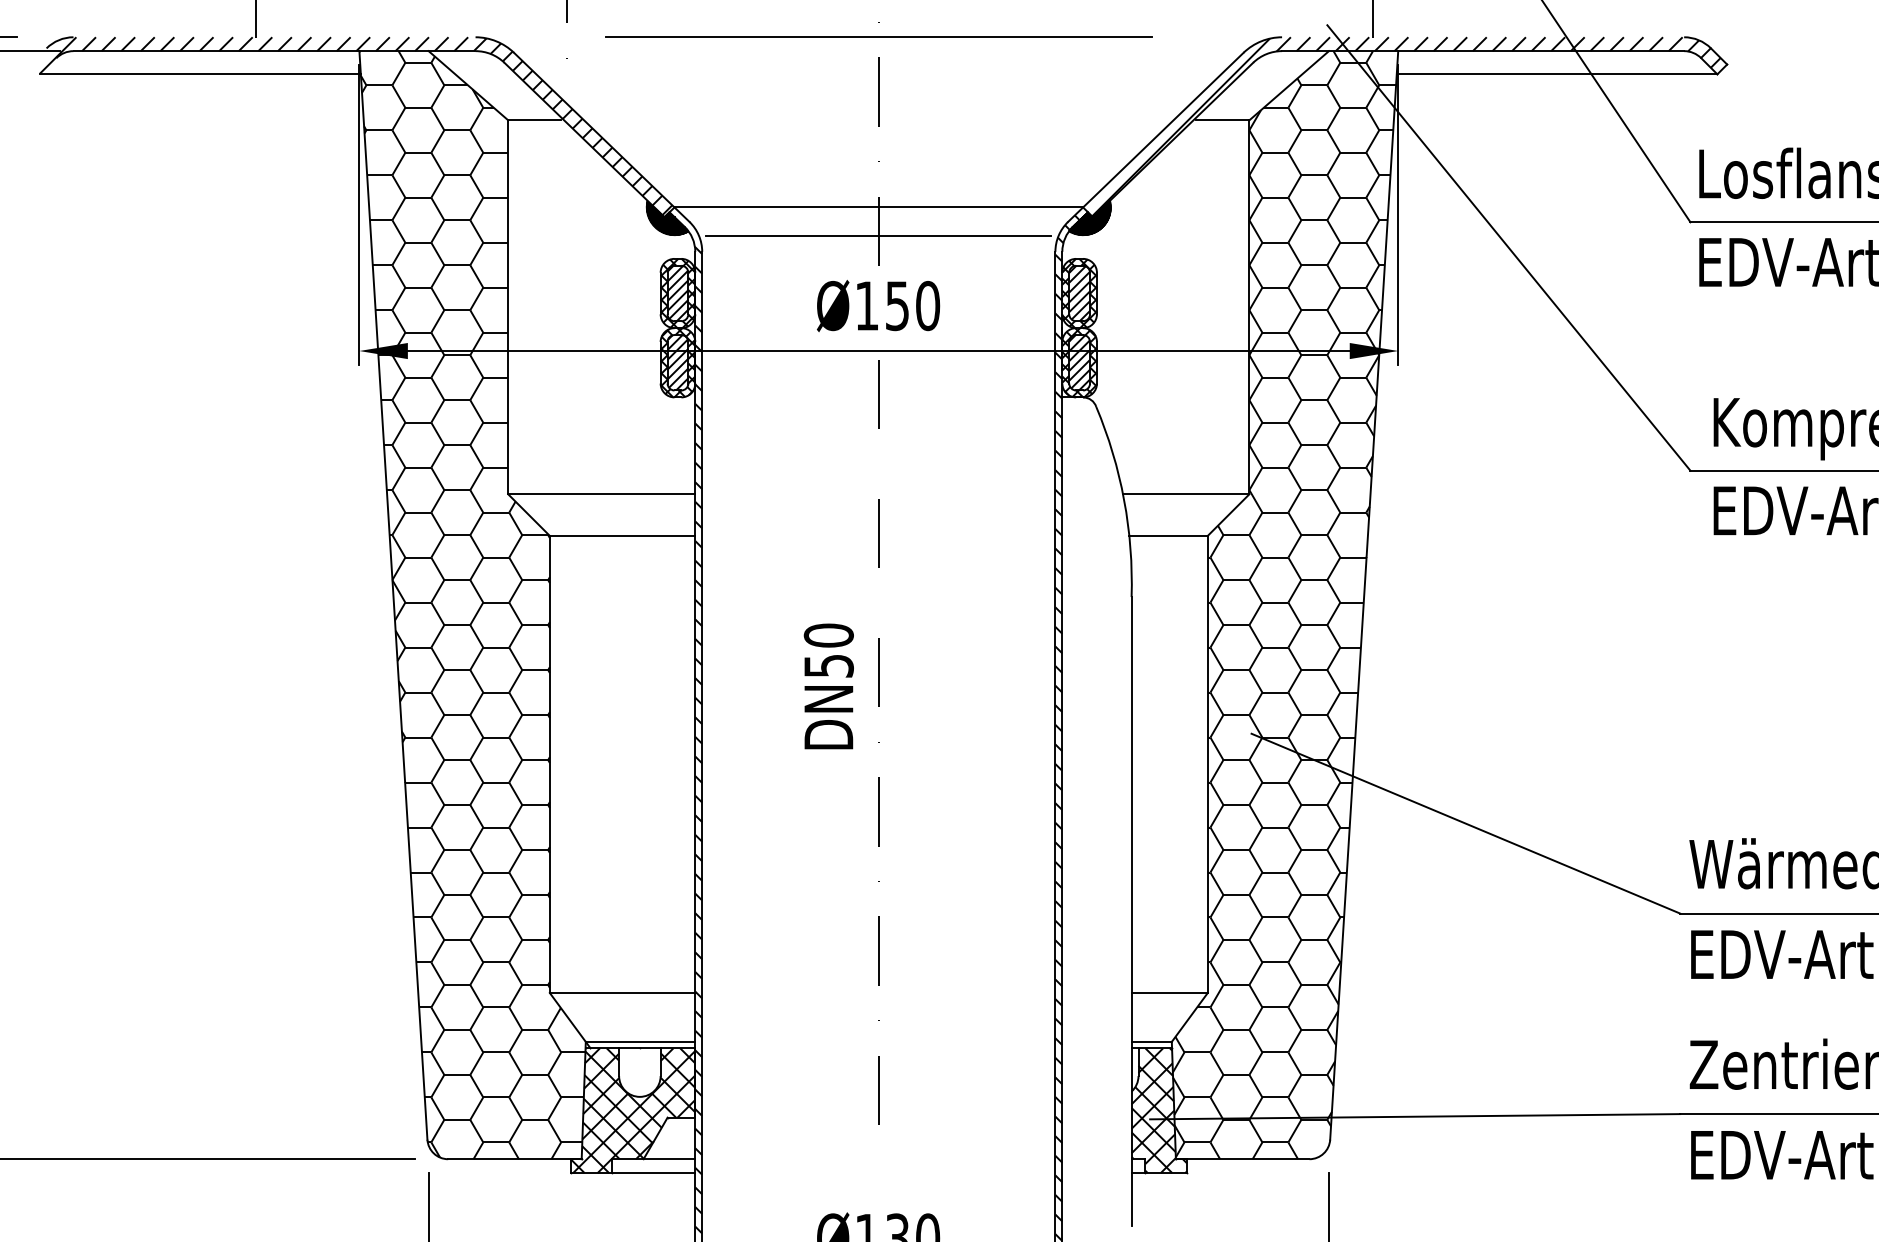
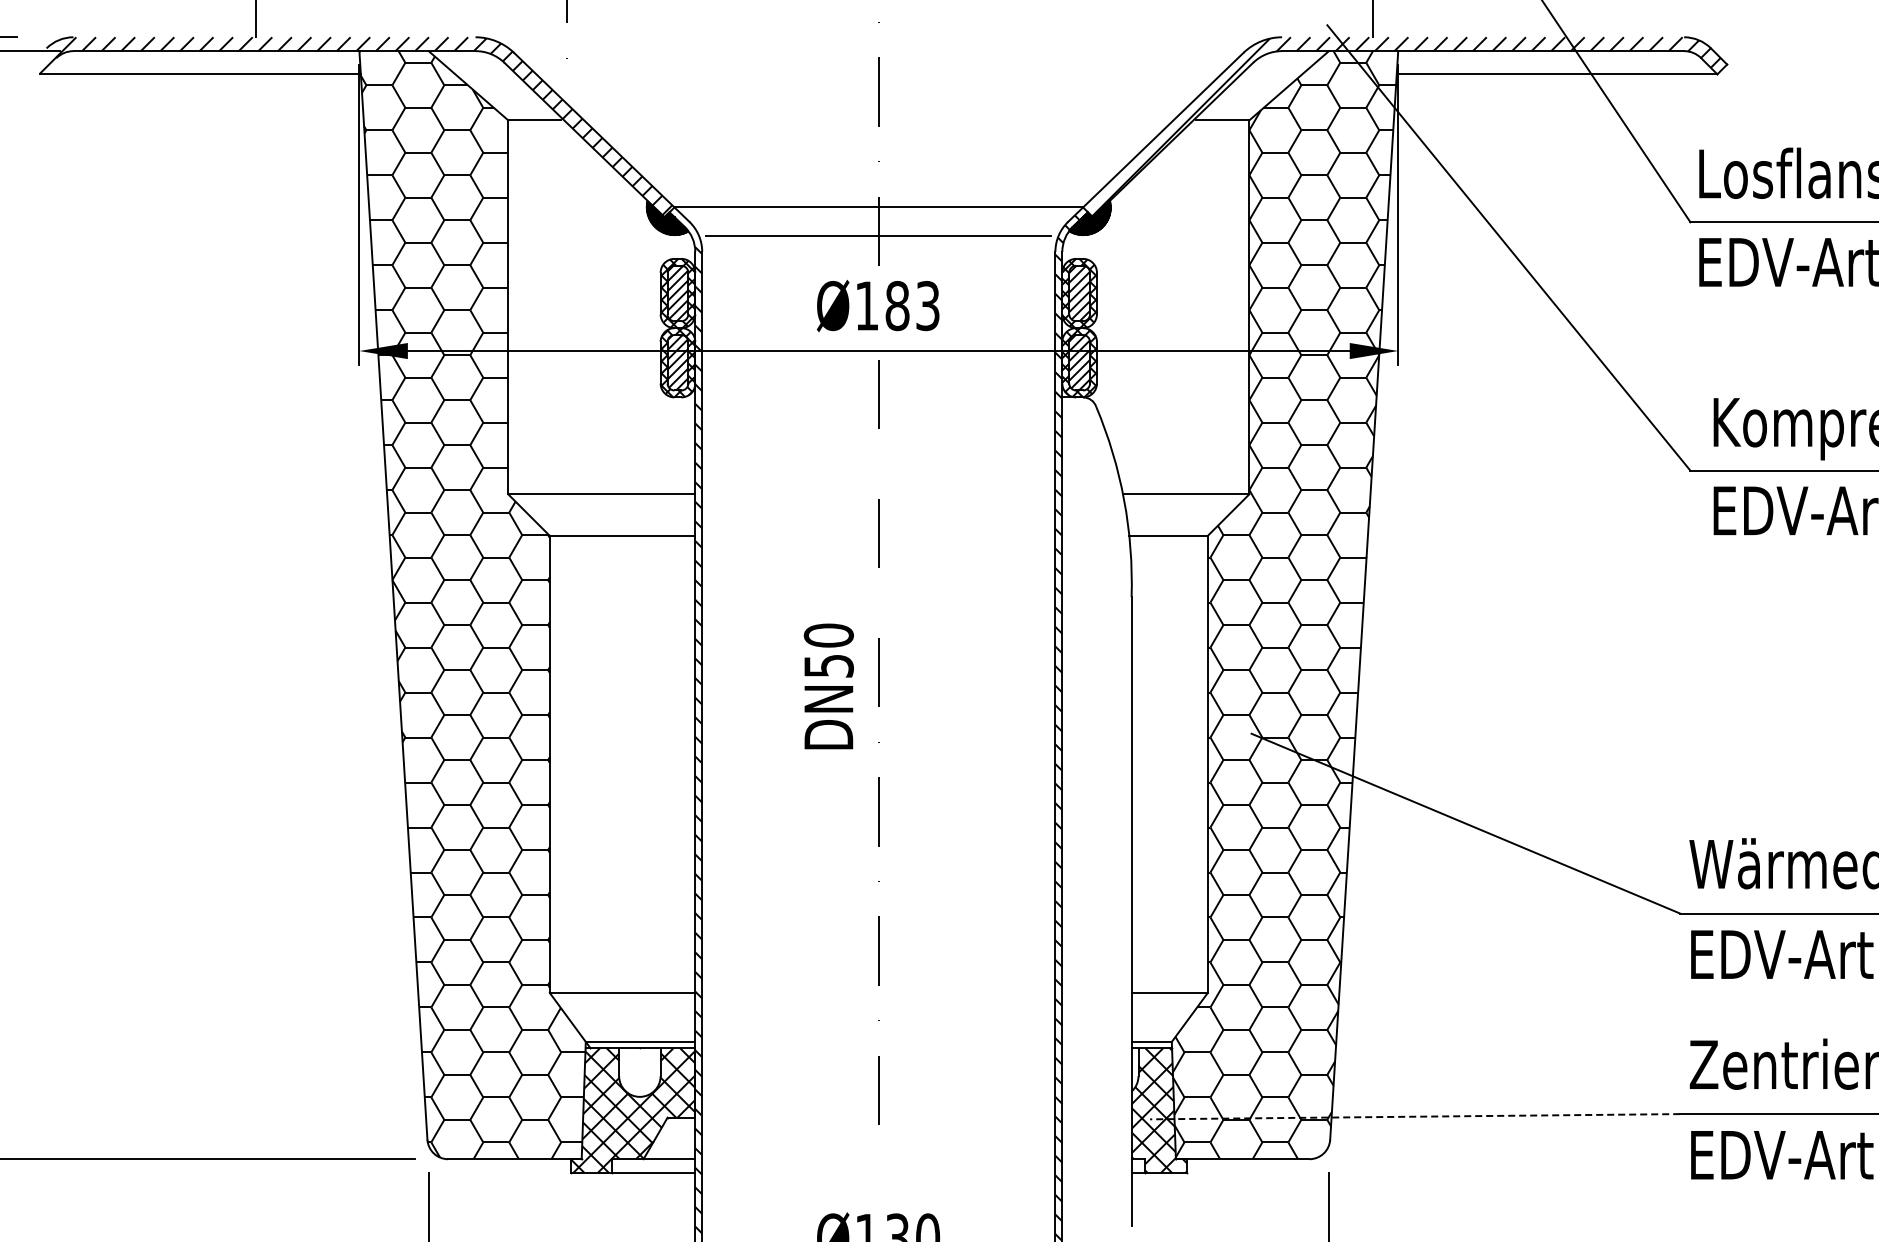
line: present -> none (878, 37)
text: Ø150 -> Ø183 (912, 306)
line: solid -> dashed (1414, 1116)
